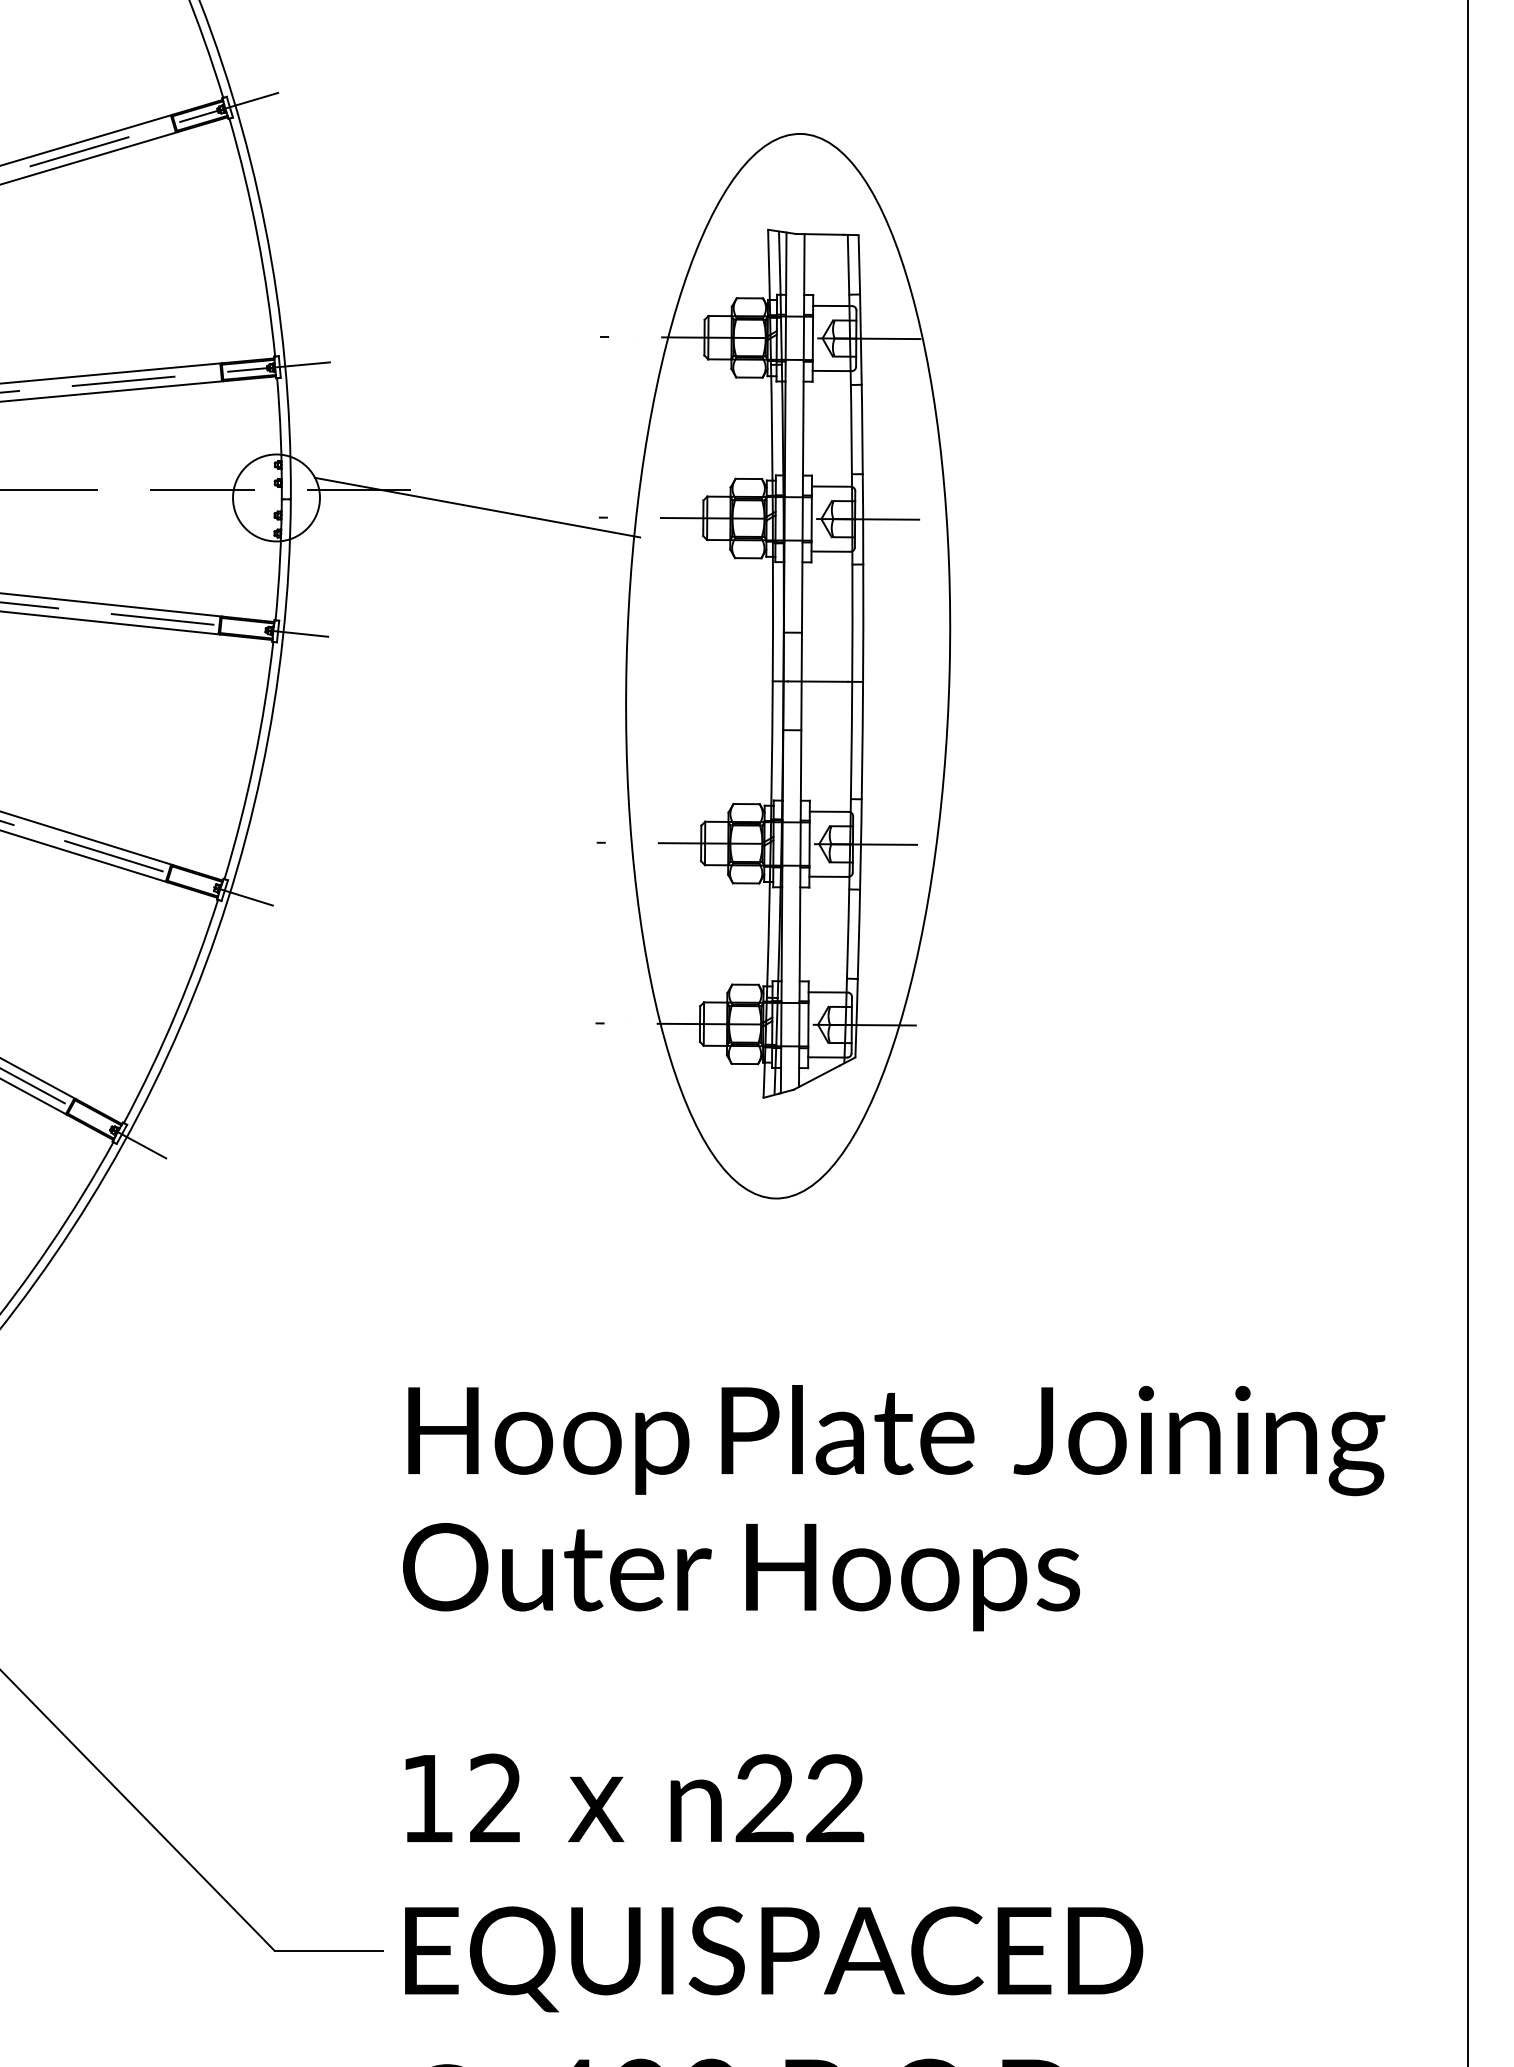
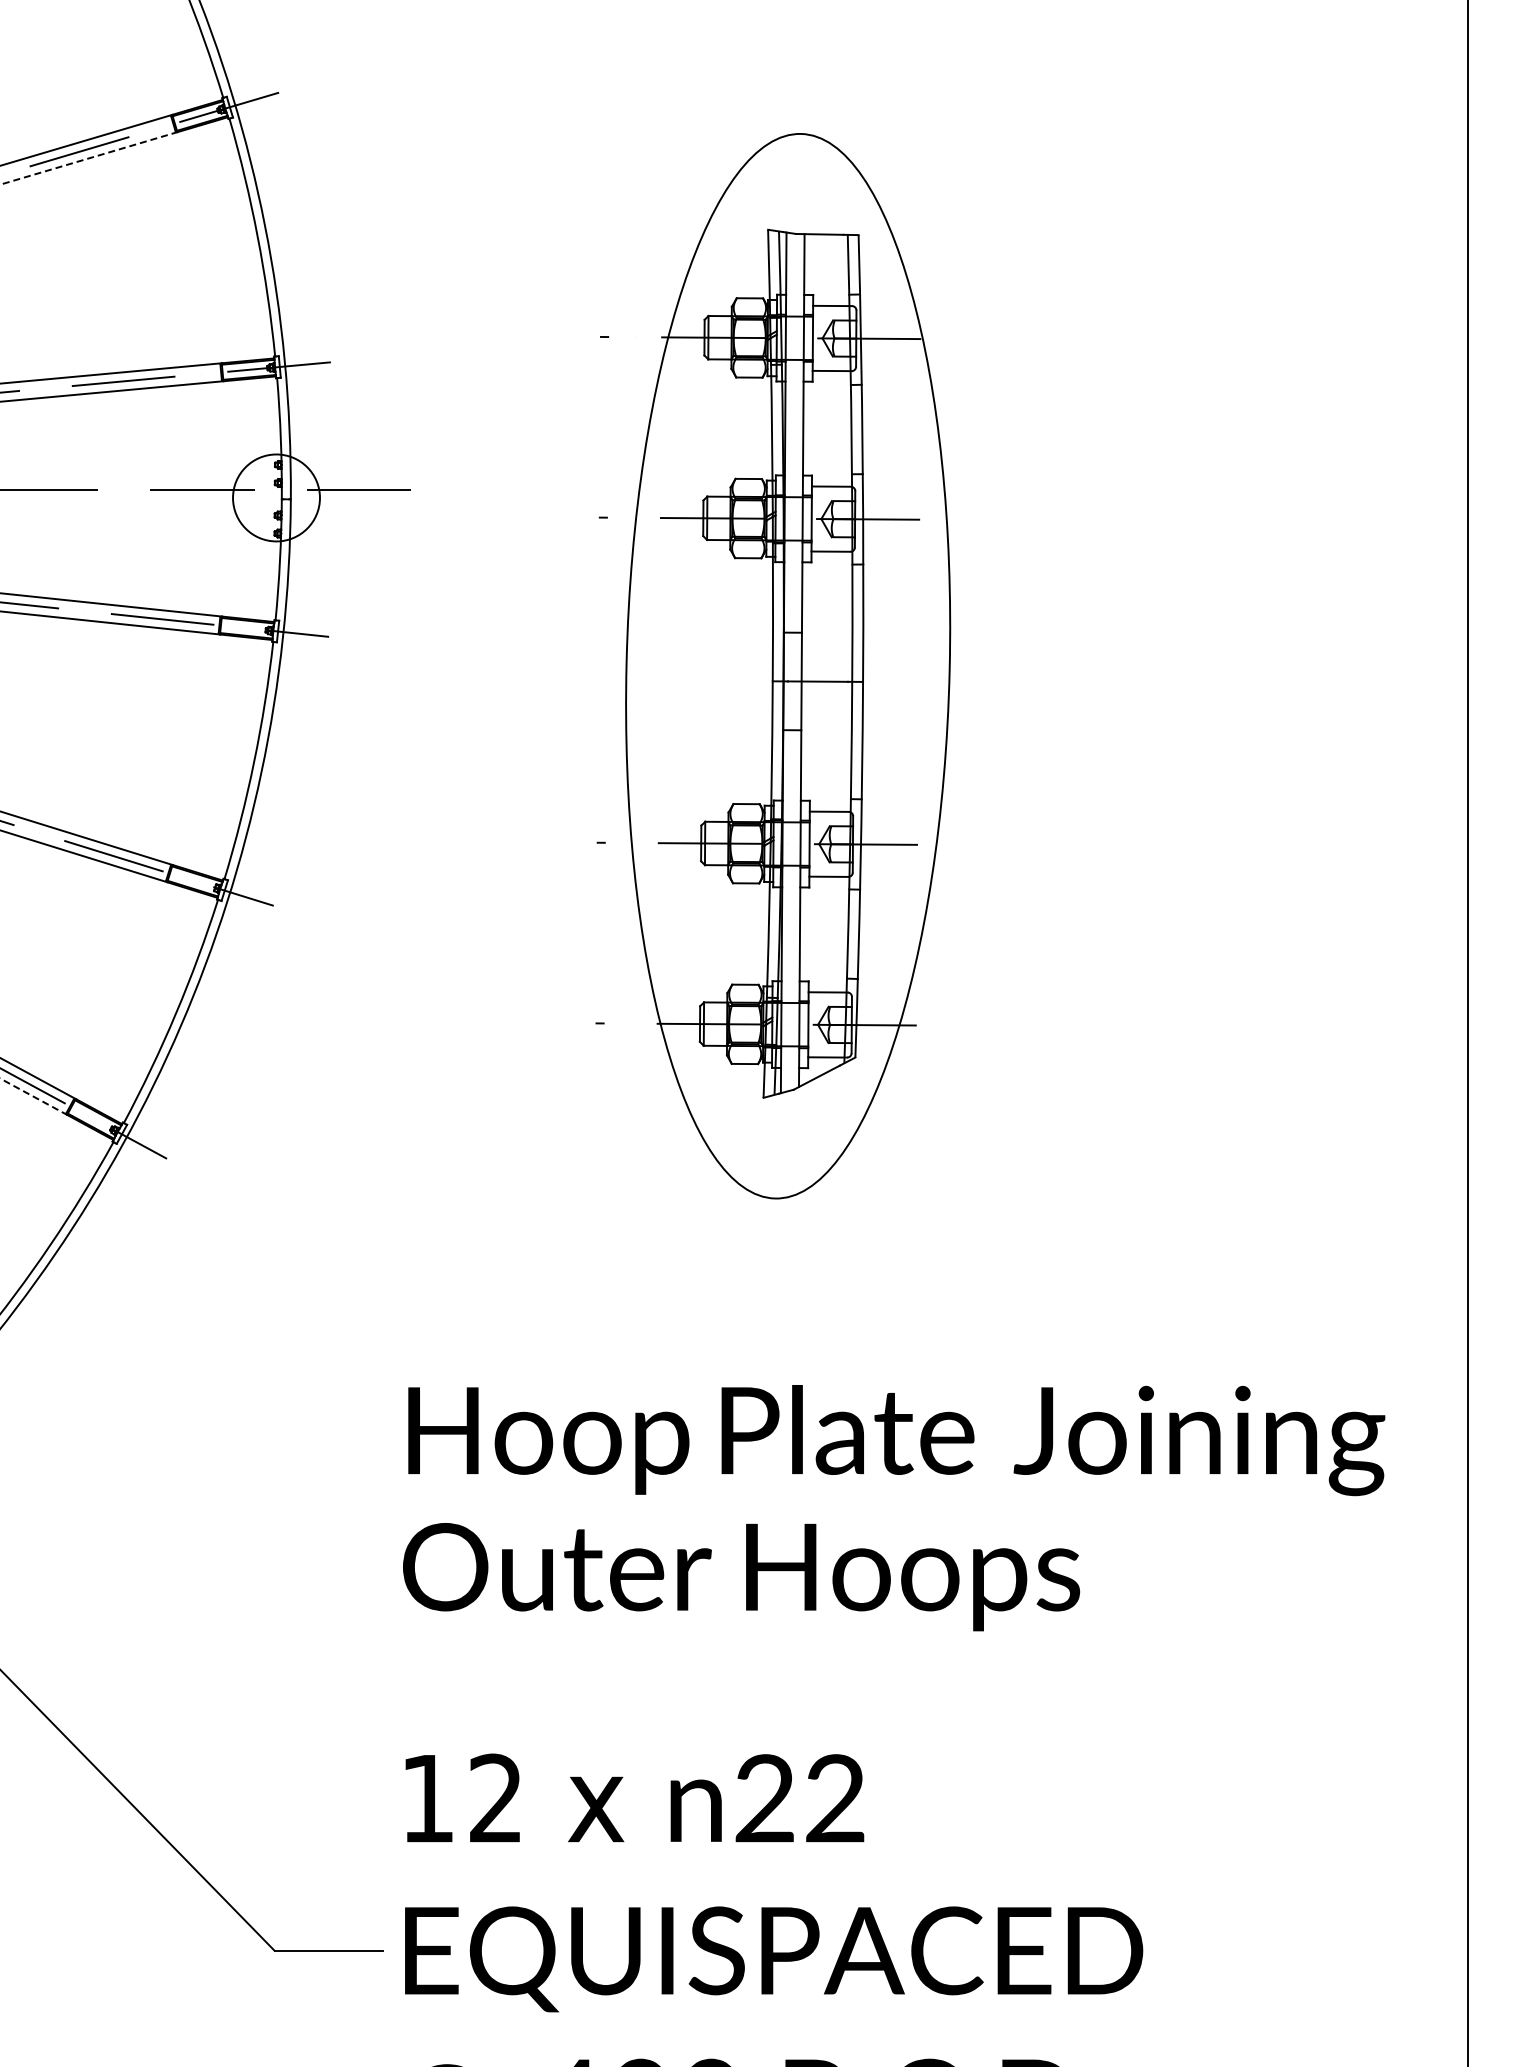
line: solid -> dashed (89, 158)
line: present -> none (477, 507)
line: solid -> dashed (34, 1096)
